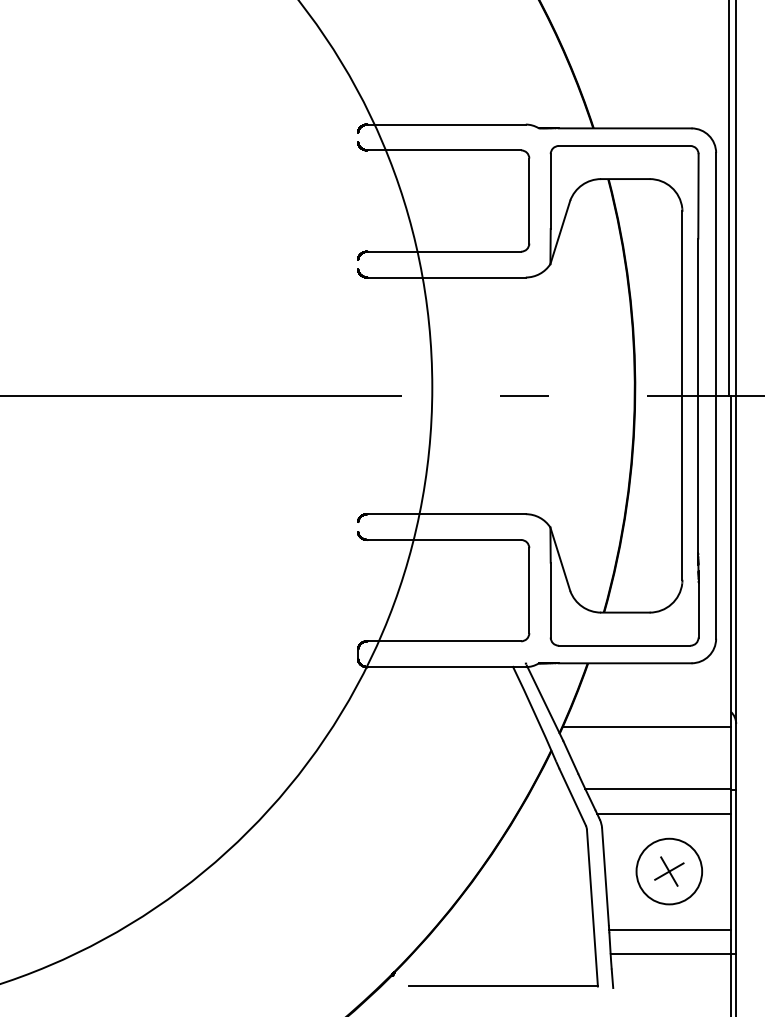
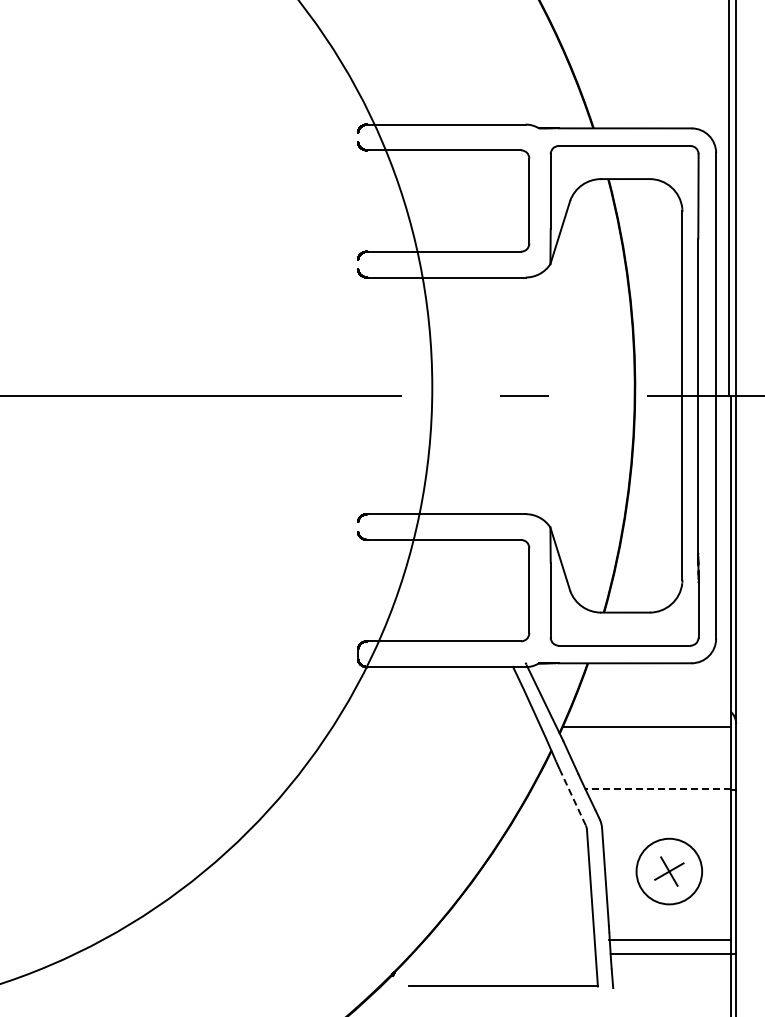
line: solid -> dashed (658, 788)
line: solid -> dashed (572, 797)
line: present -> none (663, 813)
line position: (669, 929) -> (669, 939) (669, 939)
